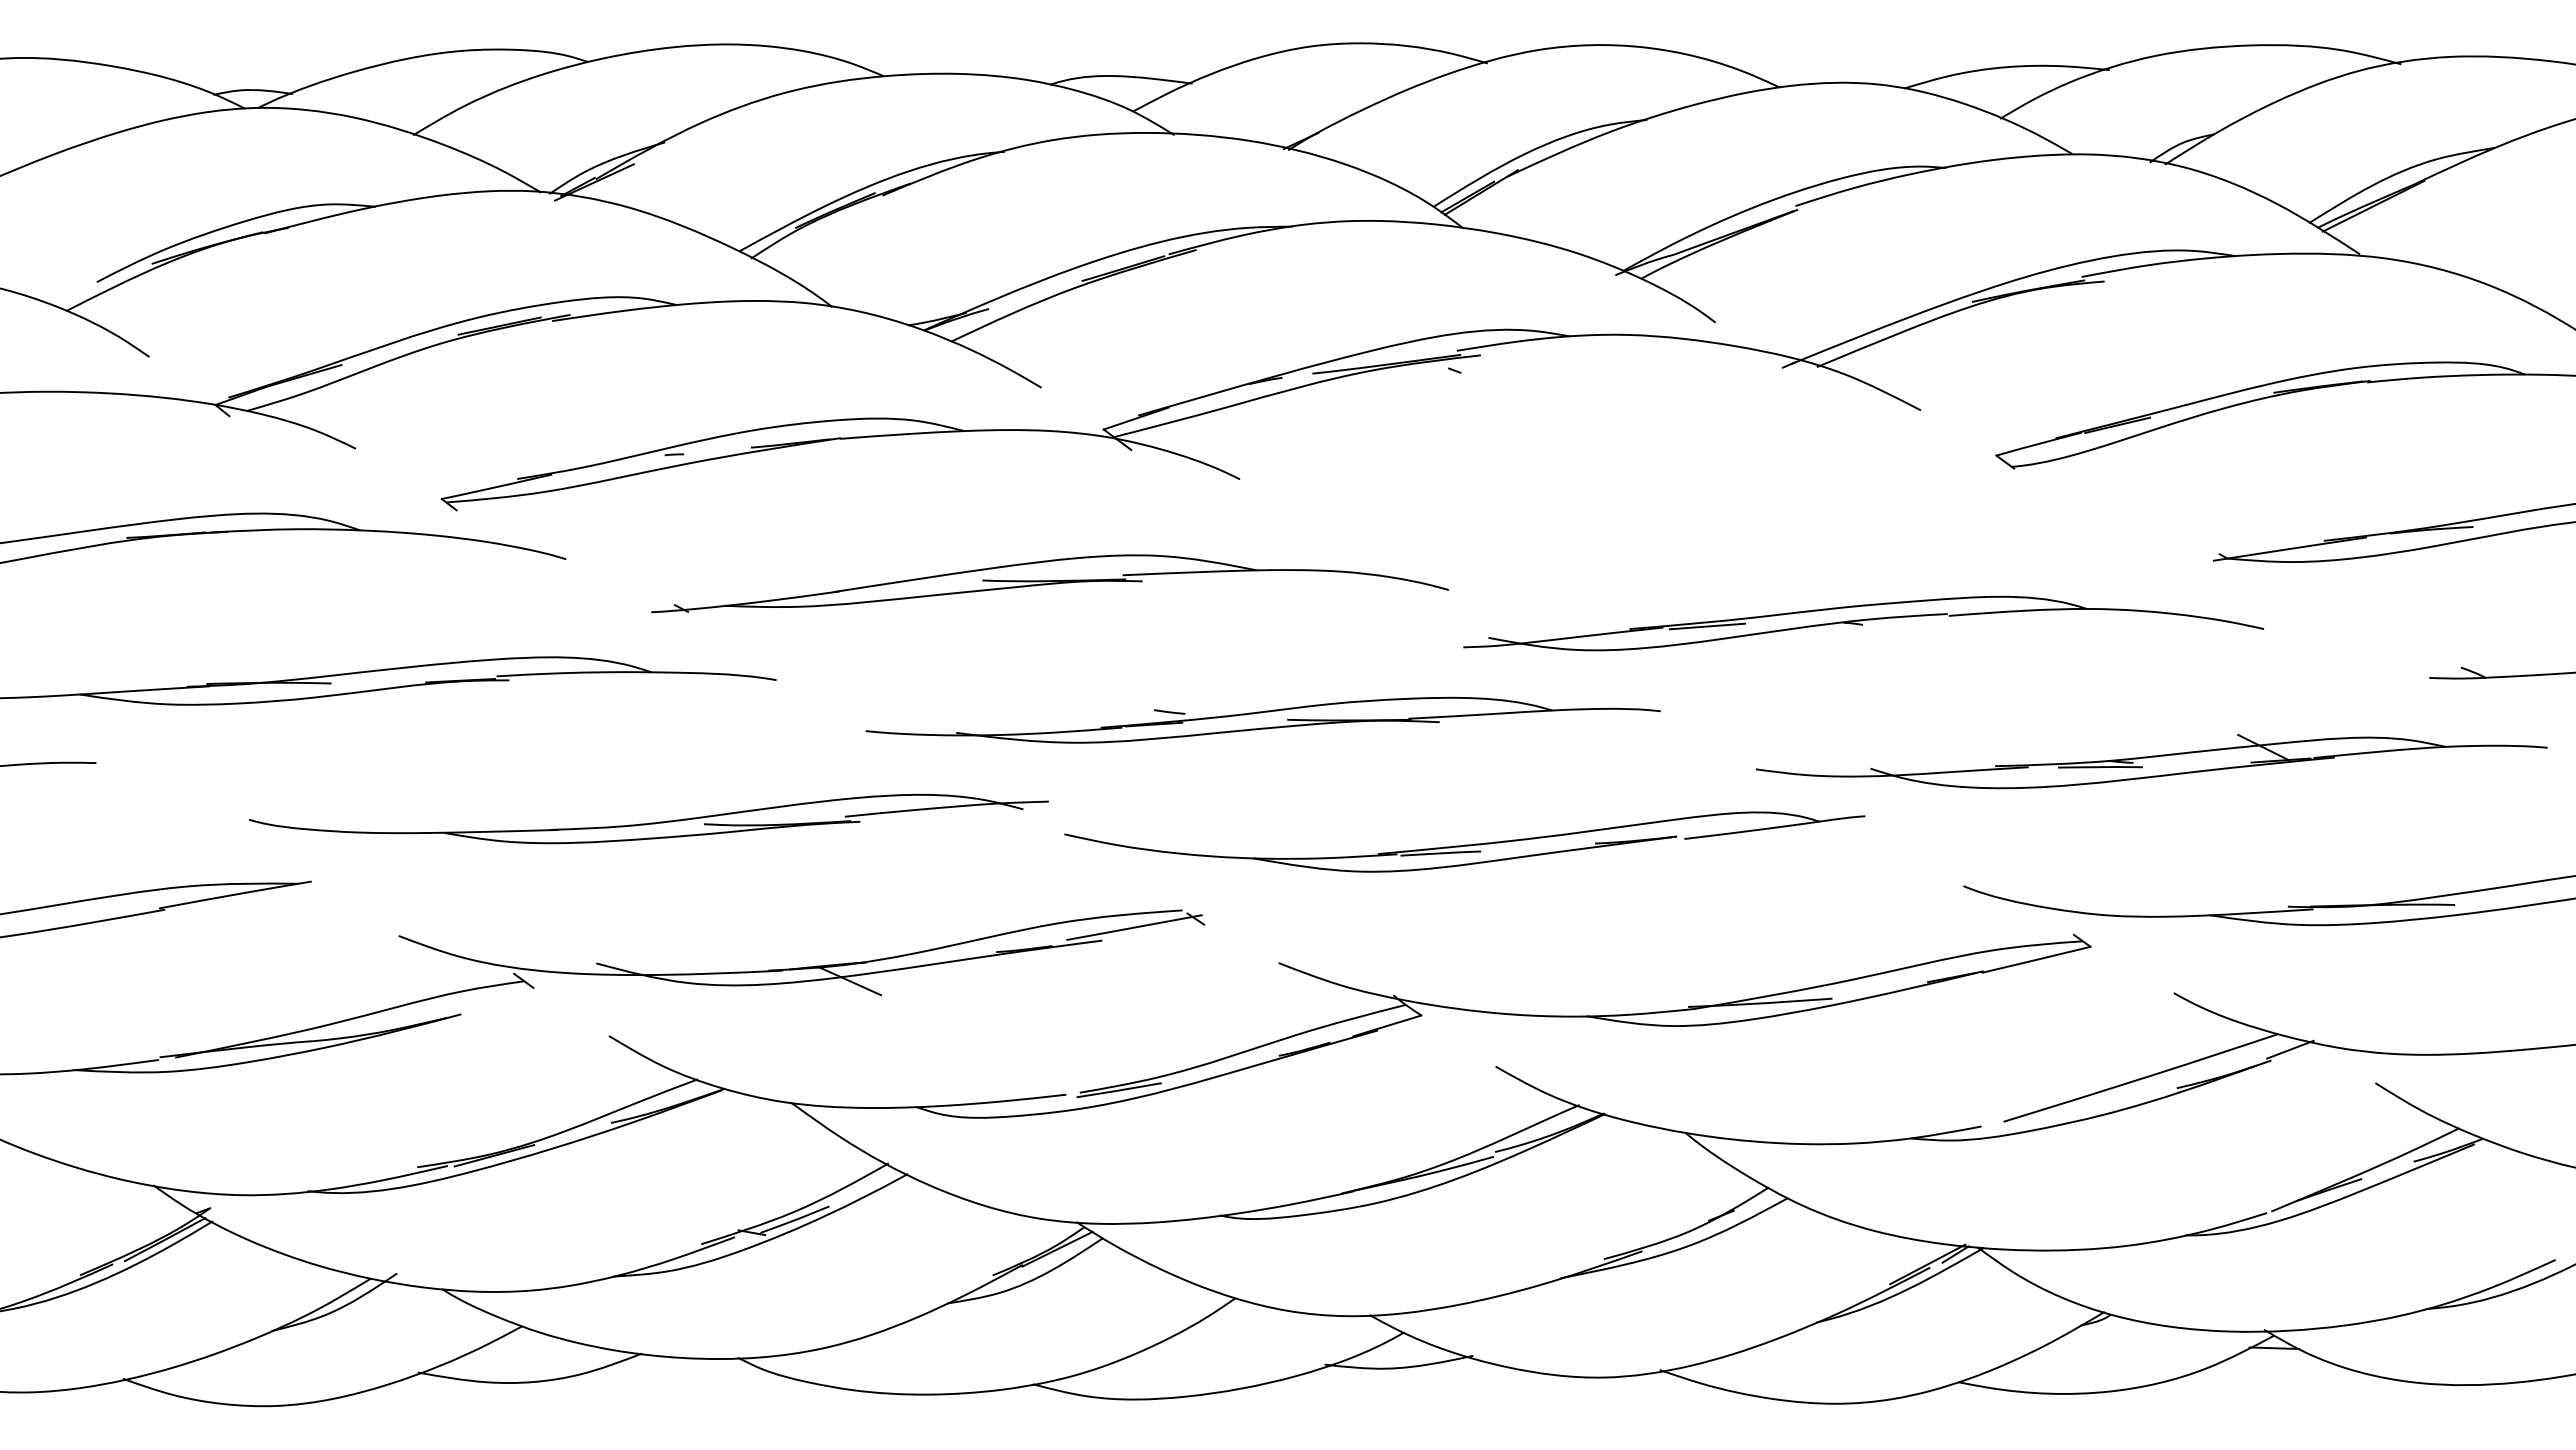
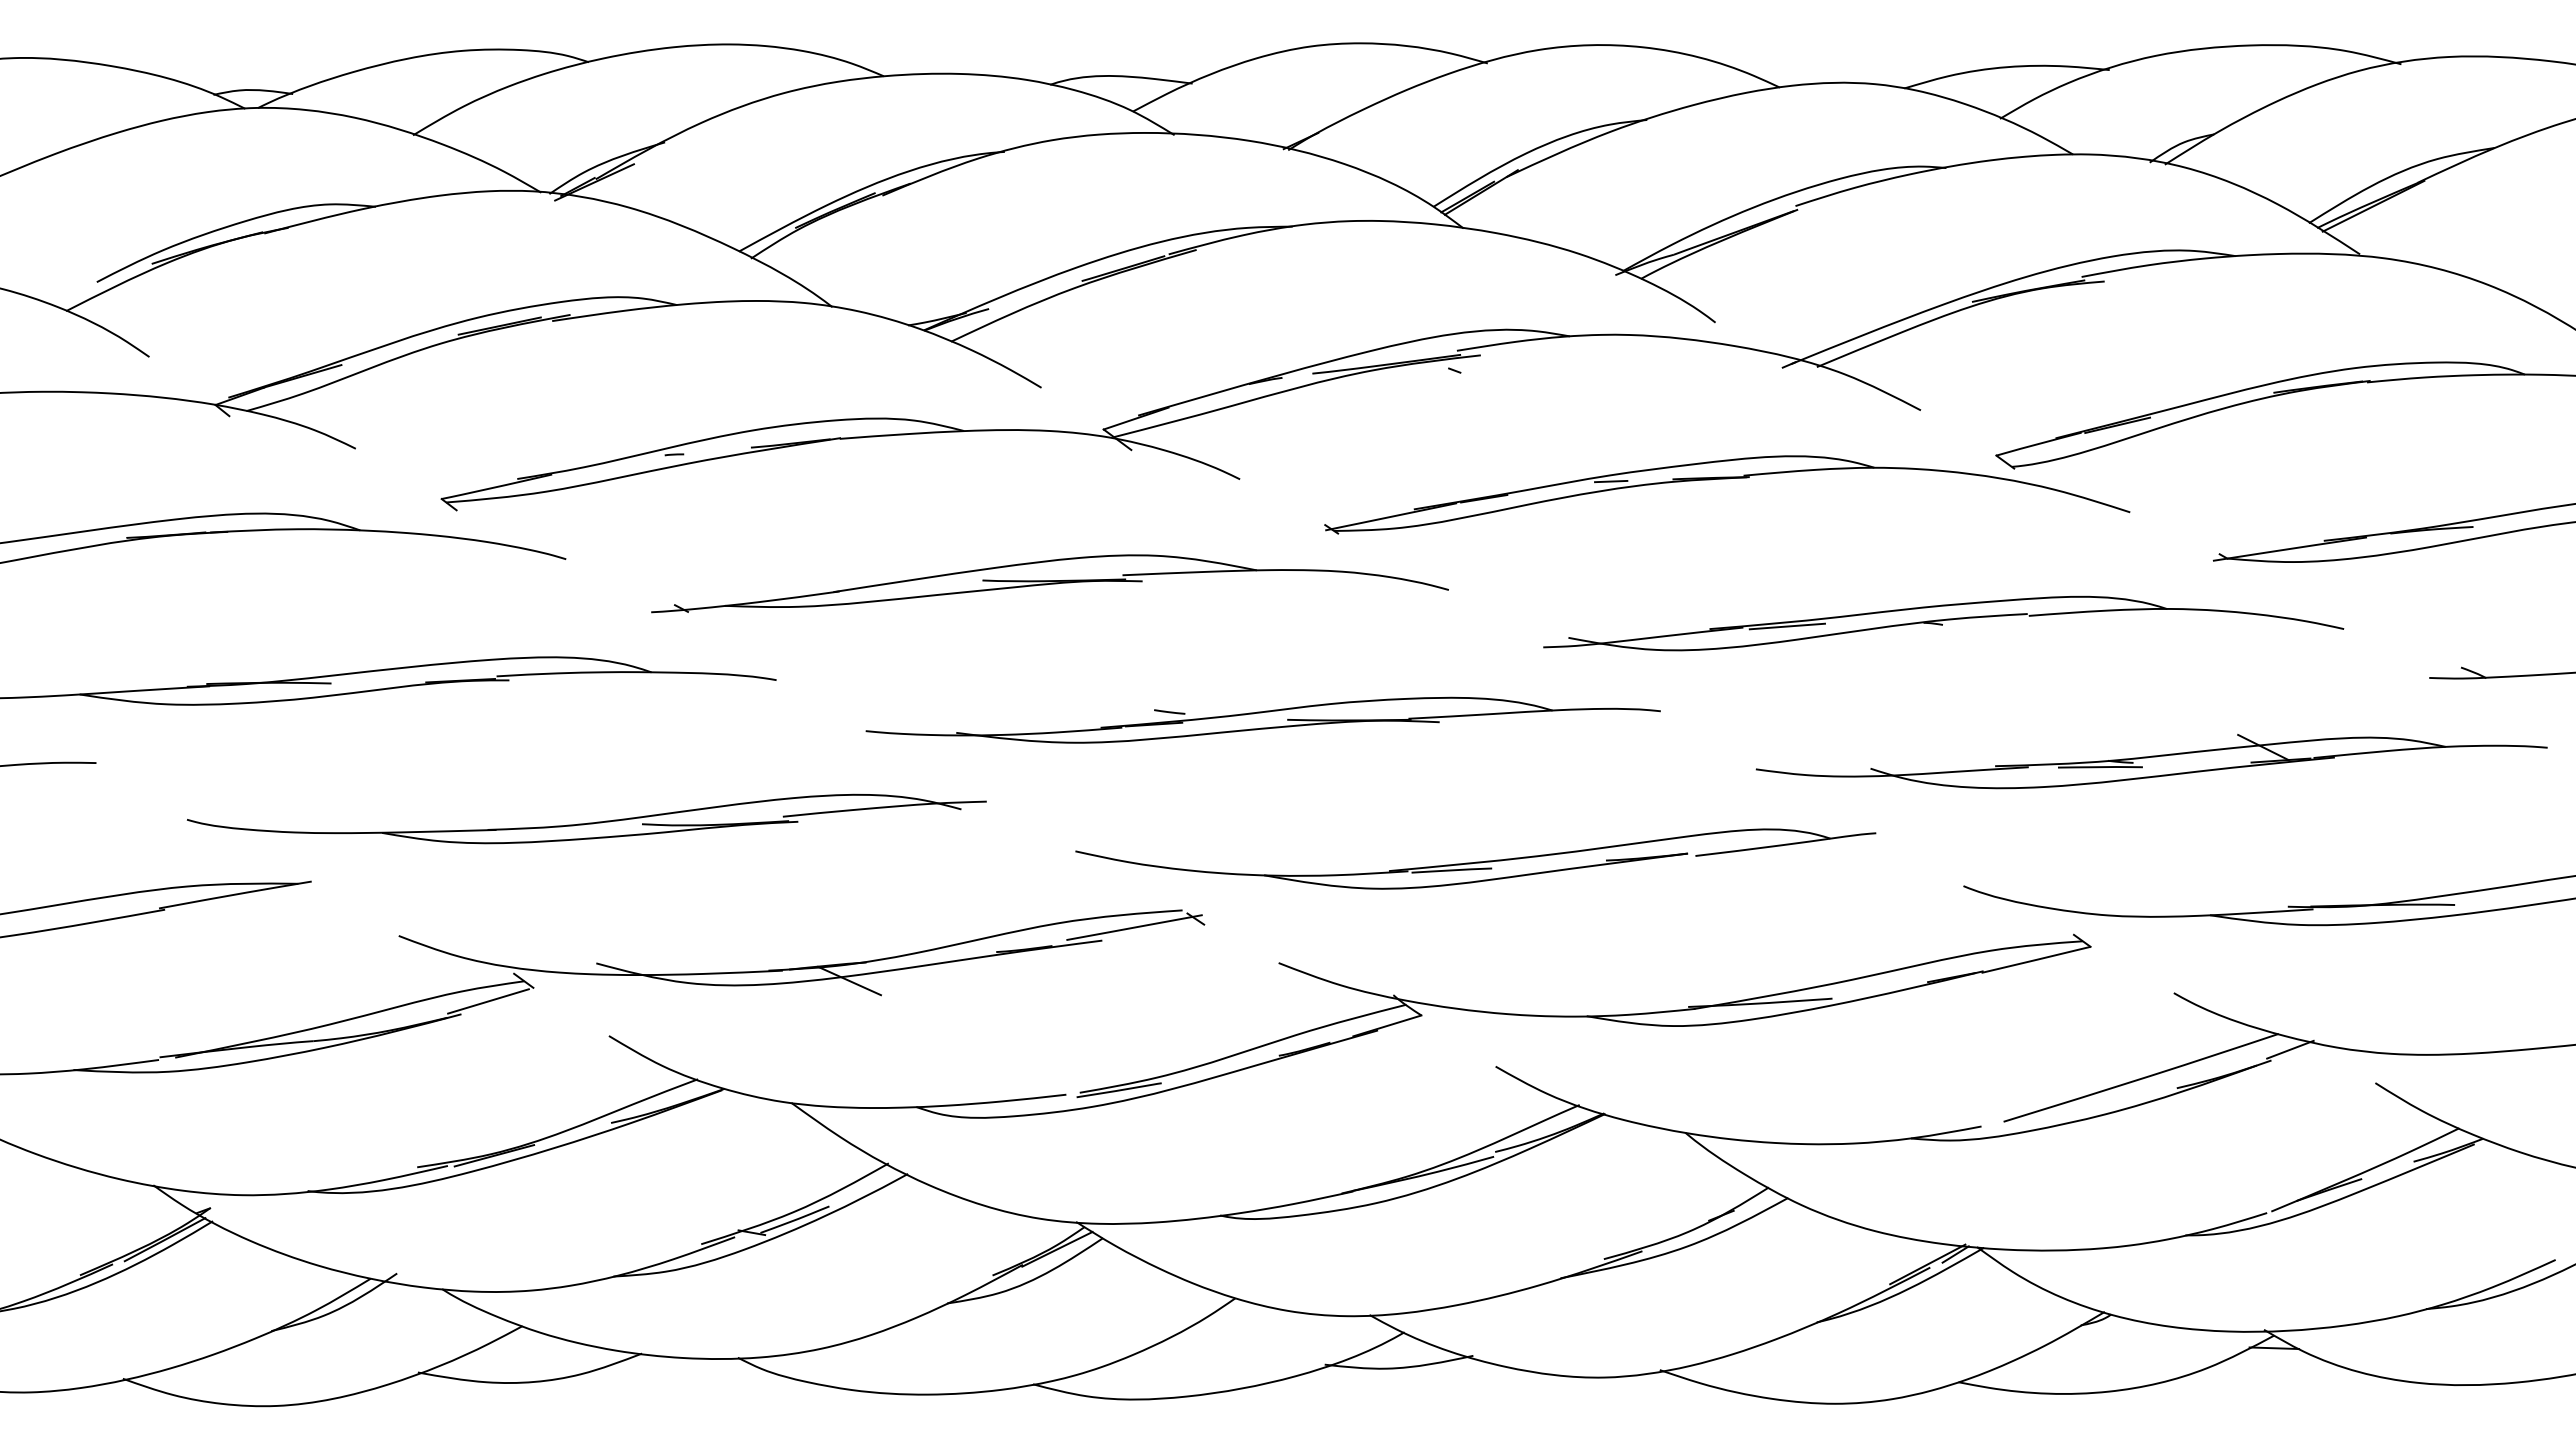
part: none -> present (1727, 479)
part position: (1863, 623) -> (1943, 623) (1943, 623)
part position: (648, 818) -> (586, 818) (586, 818)
part position: (1464, 841) -> (1475, 858) (1475, 858)
line: none -> present (488, 1001)
